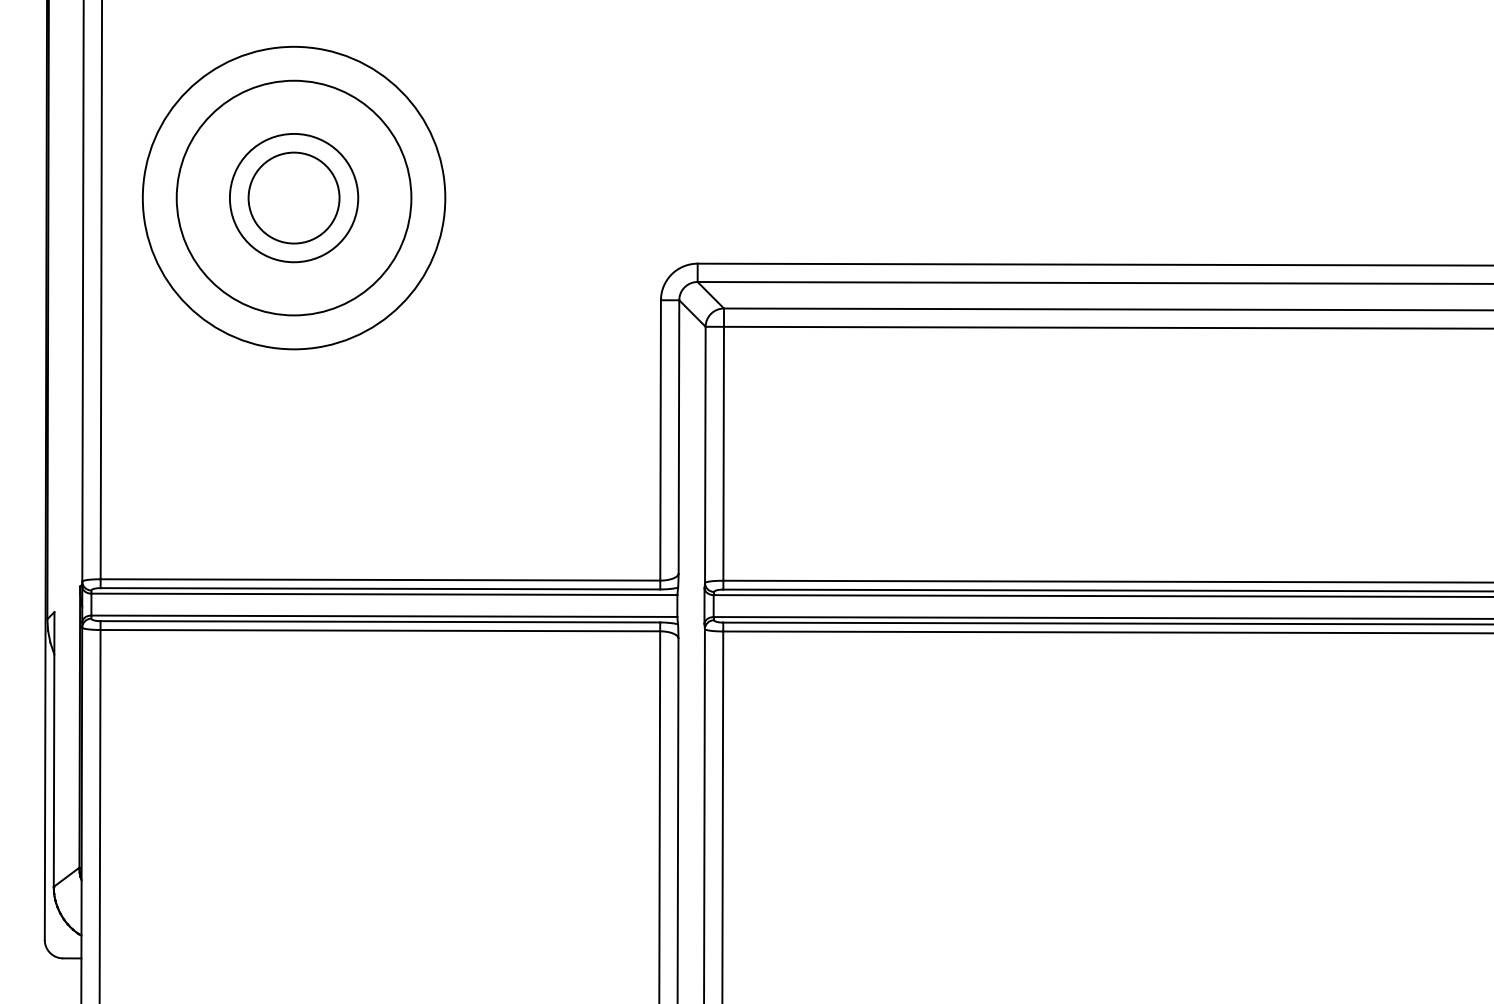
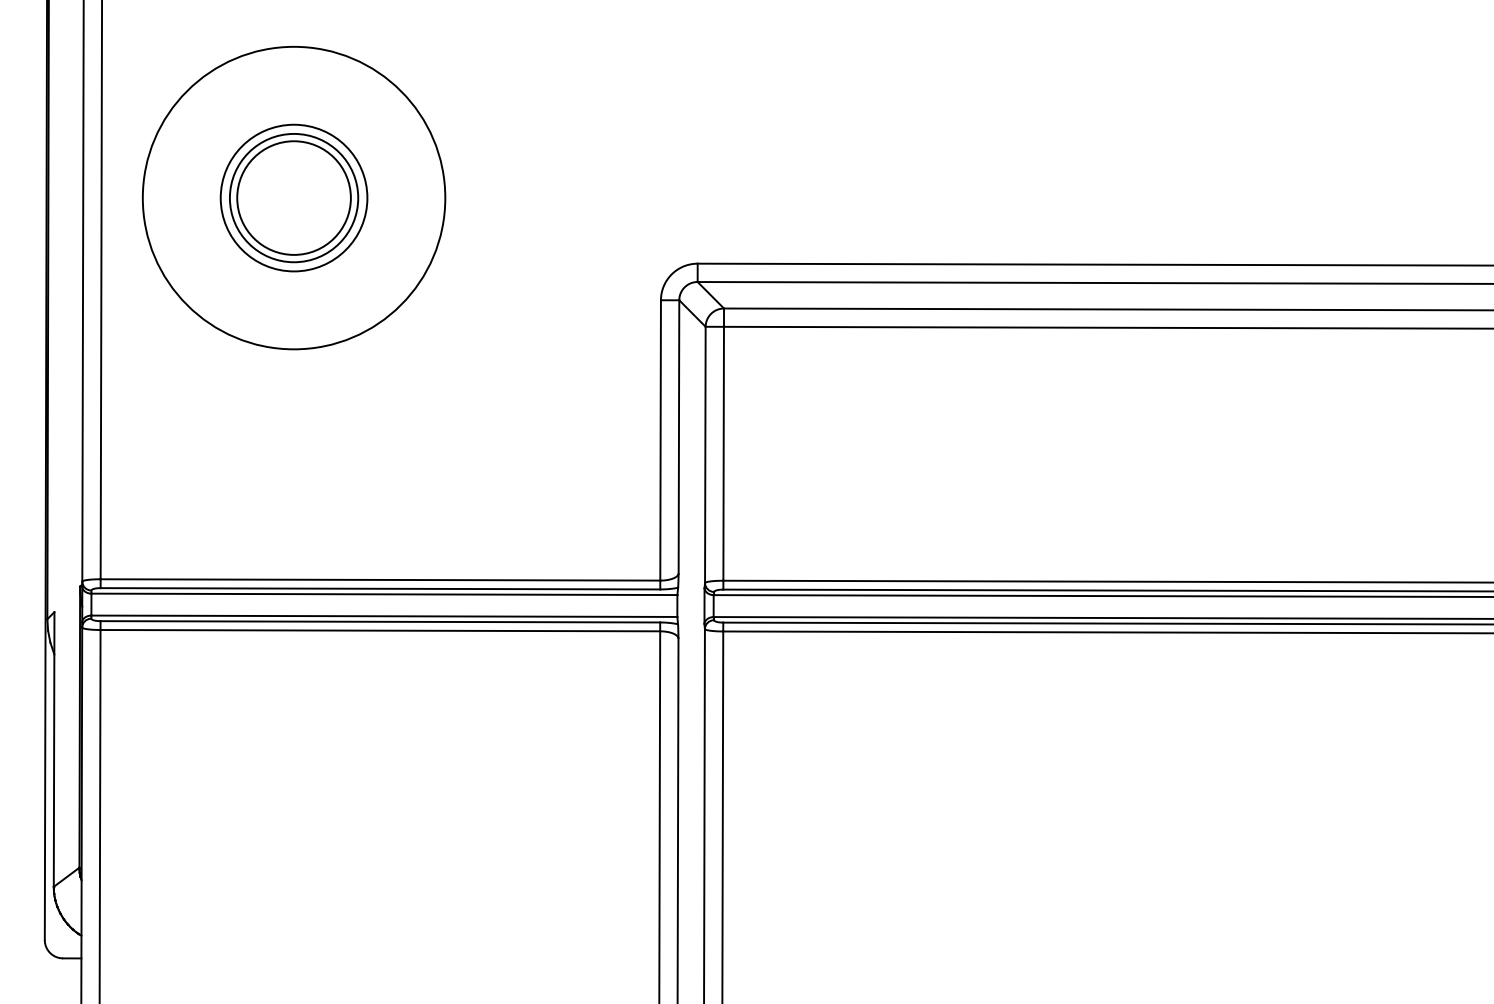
circle diameter: 235 px -> 147 px (293, 197)
circle diameter: 91 px -> 114 px (293, 197)
